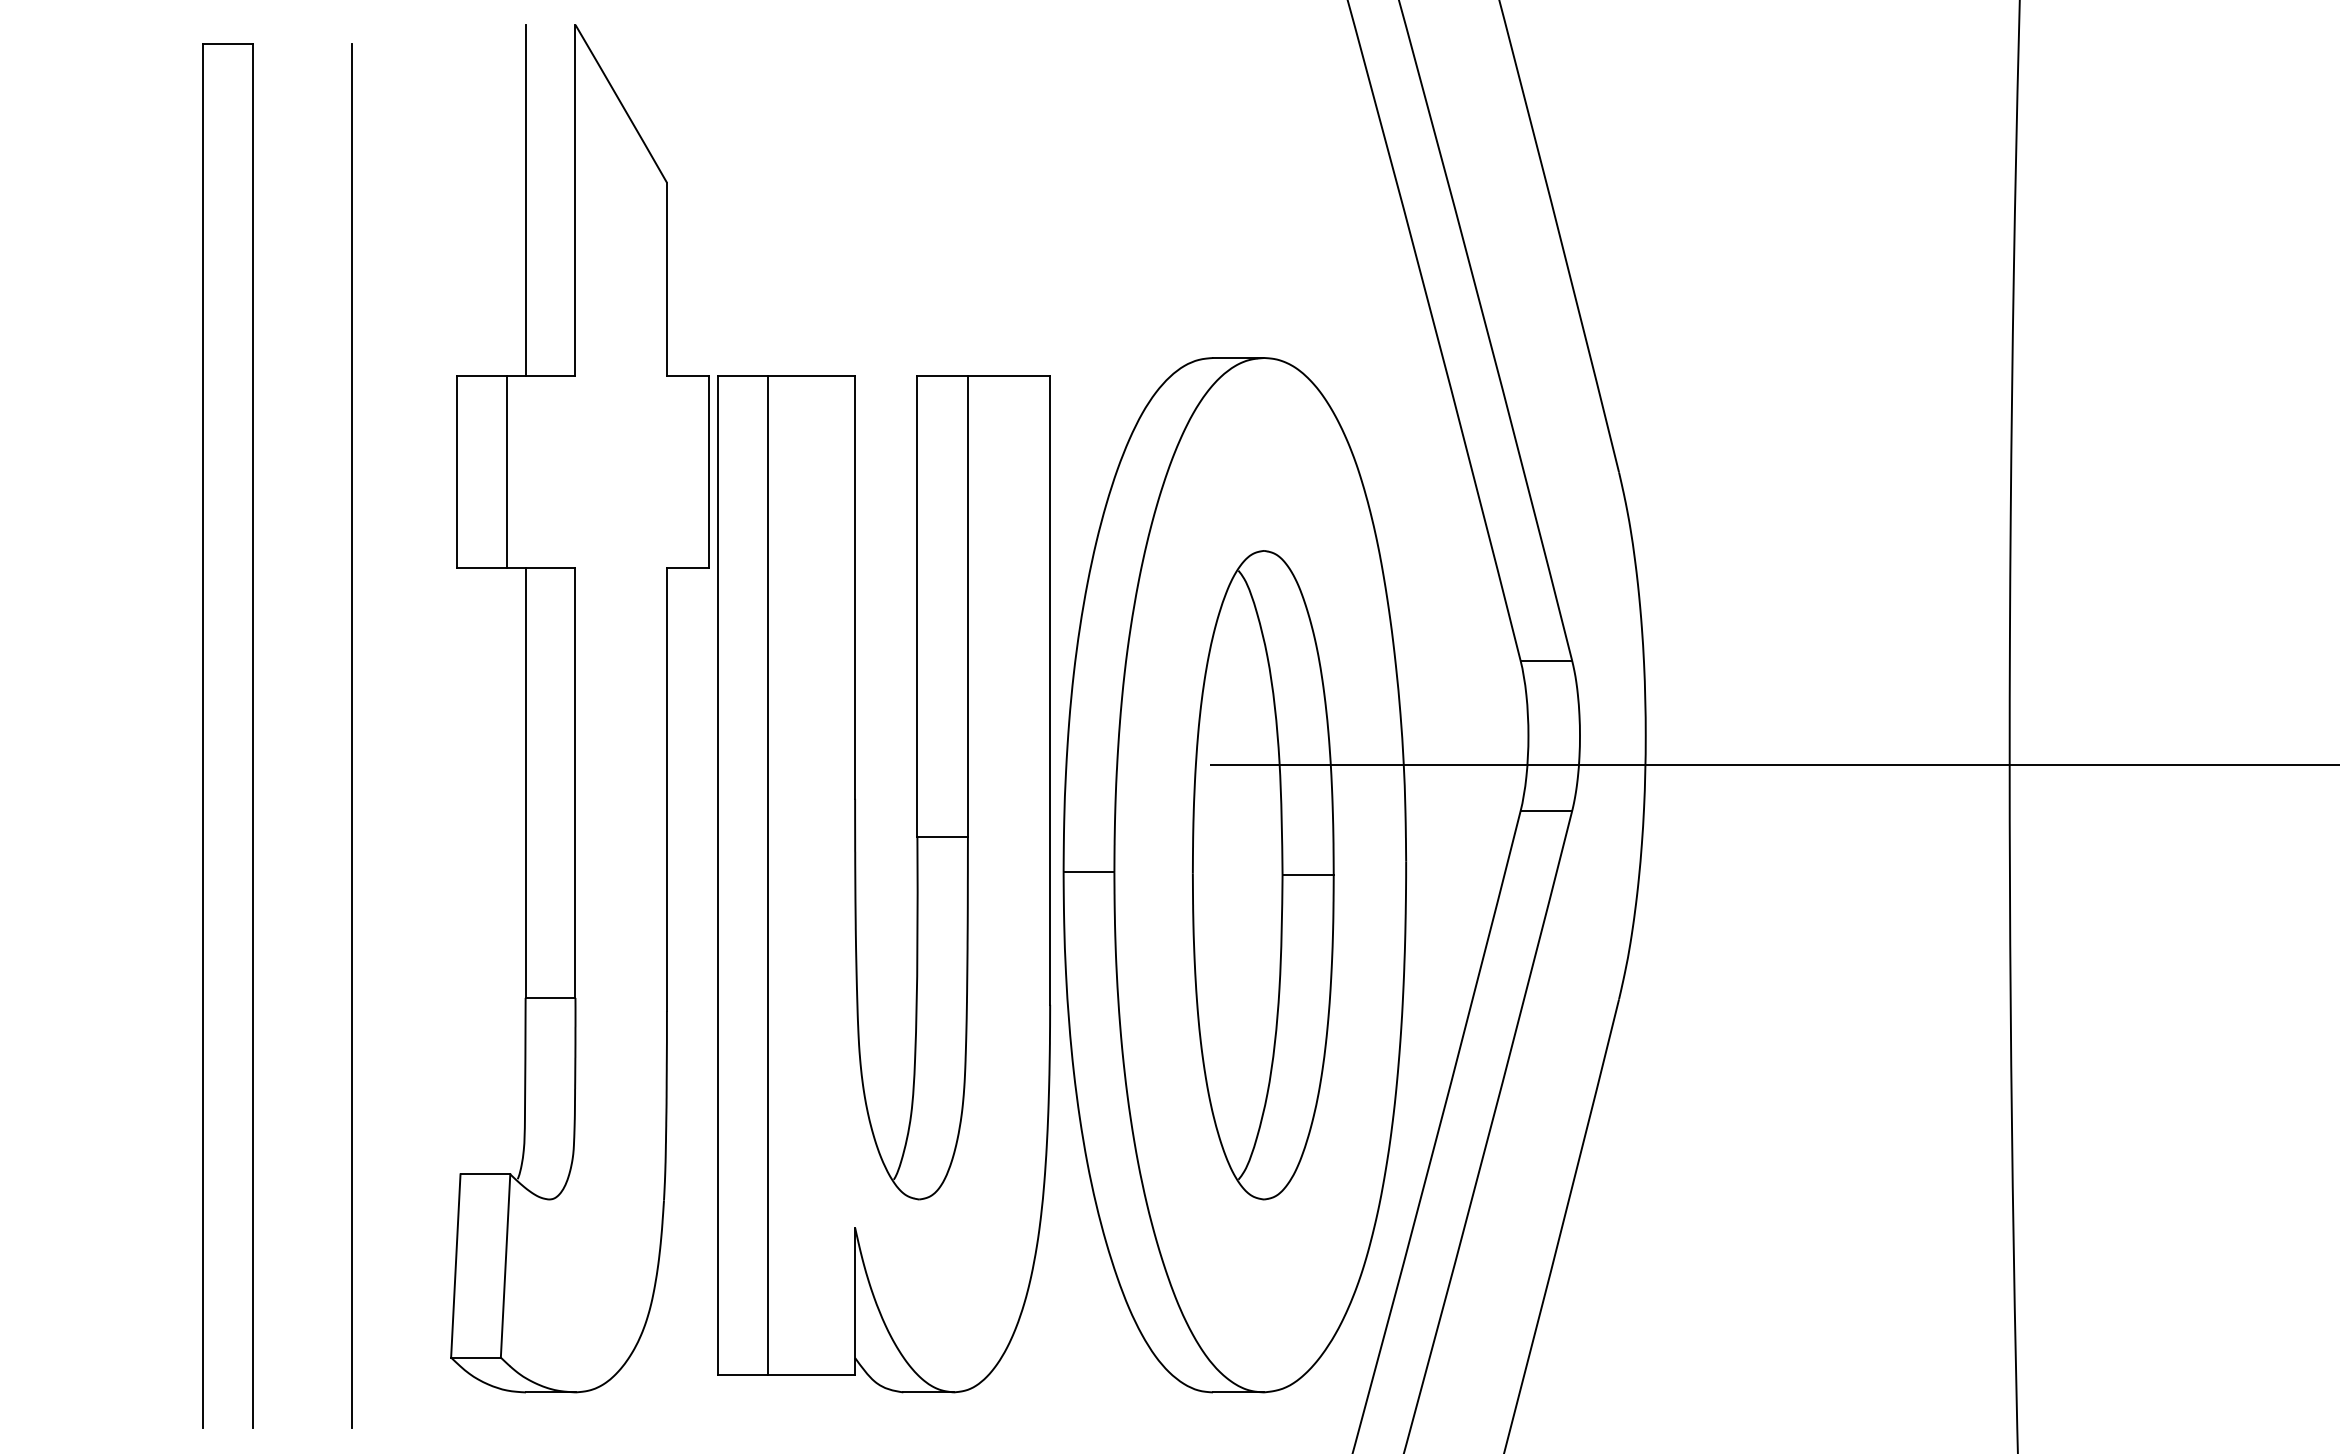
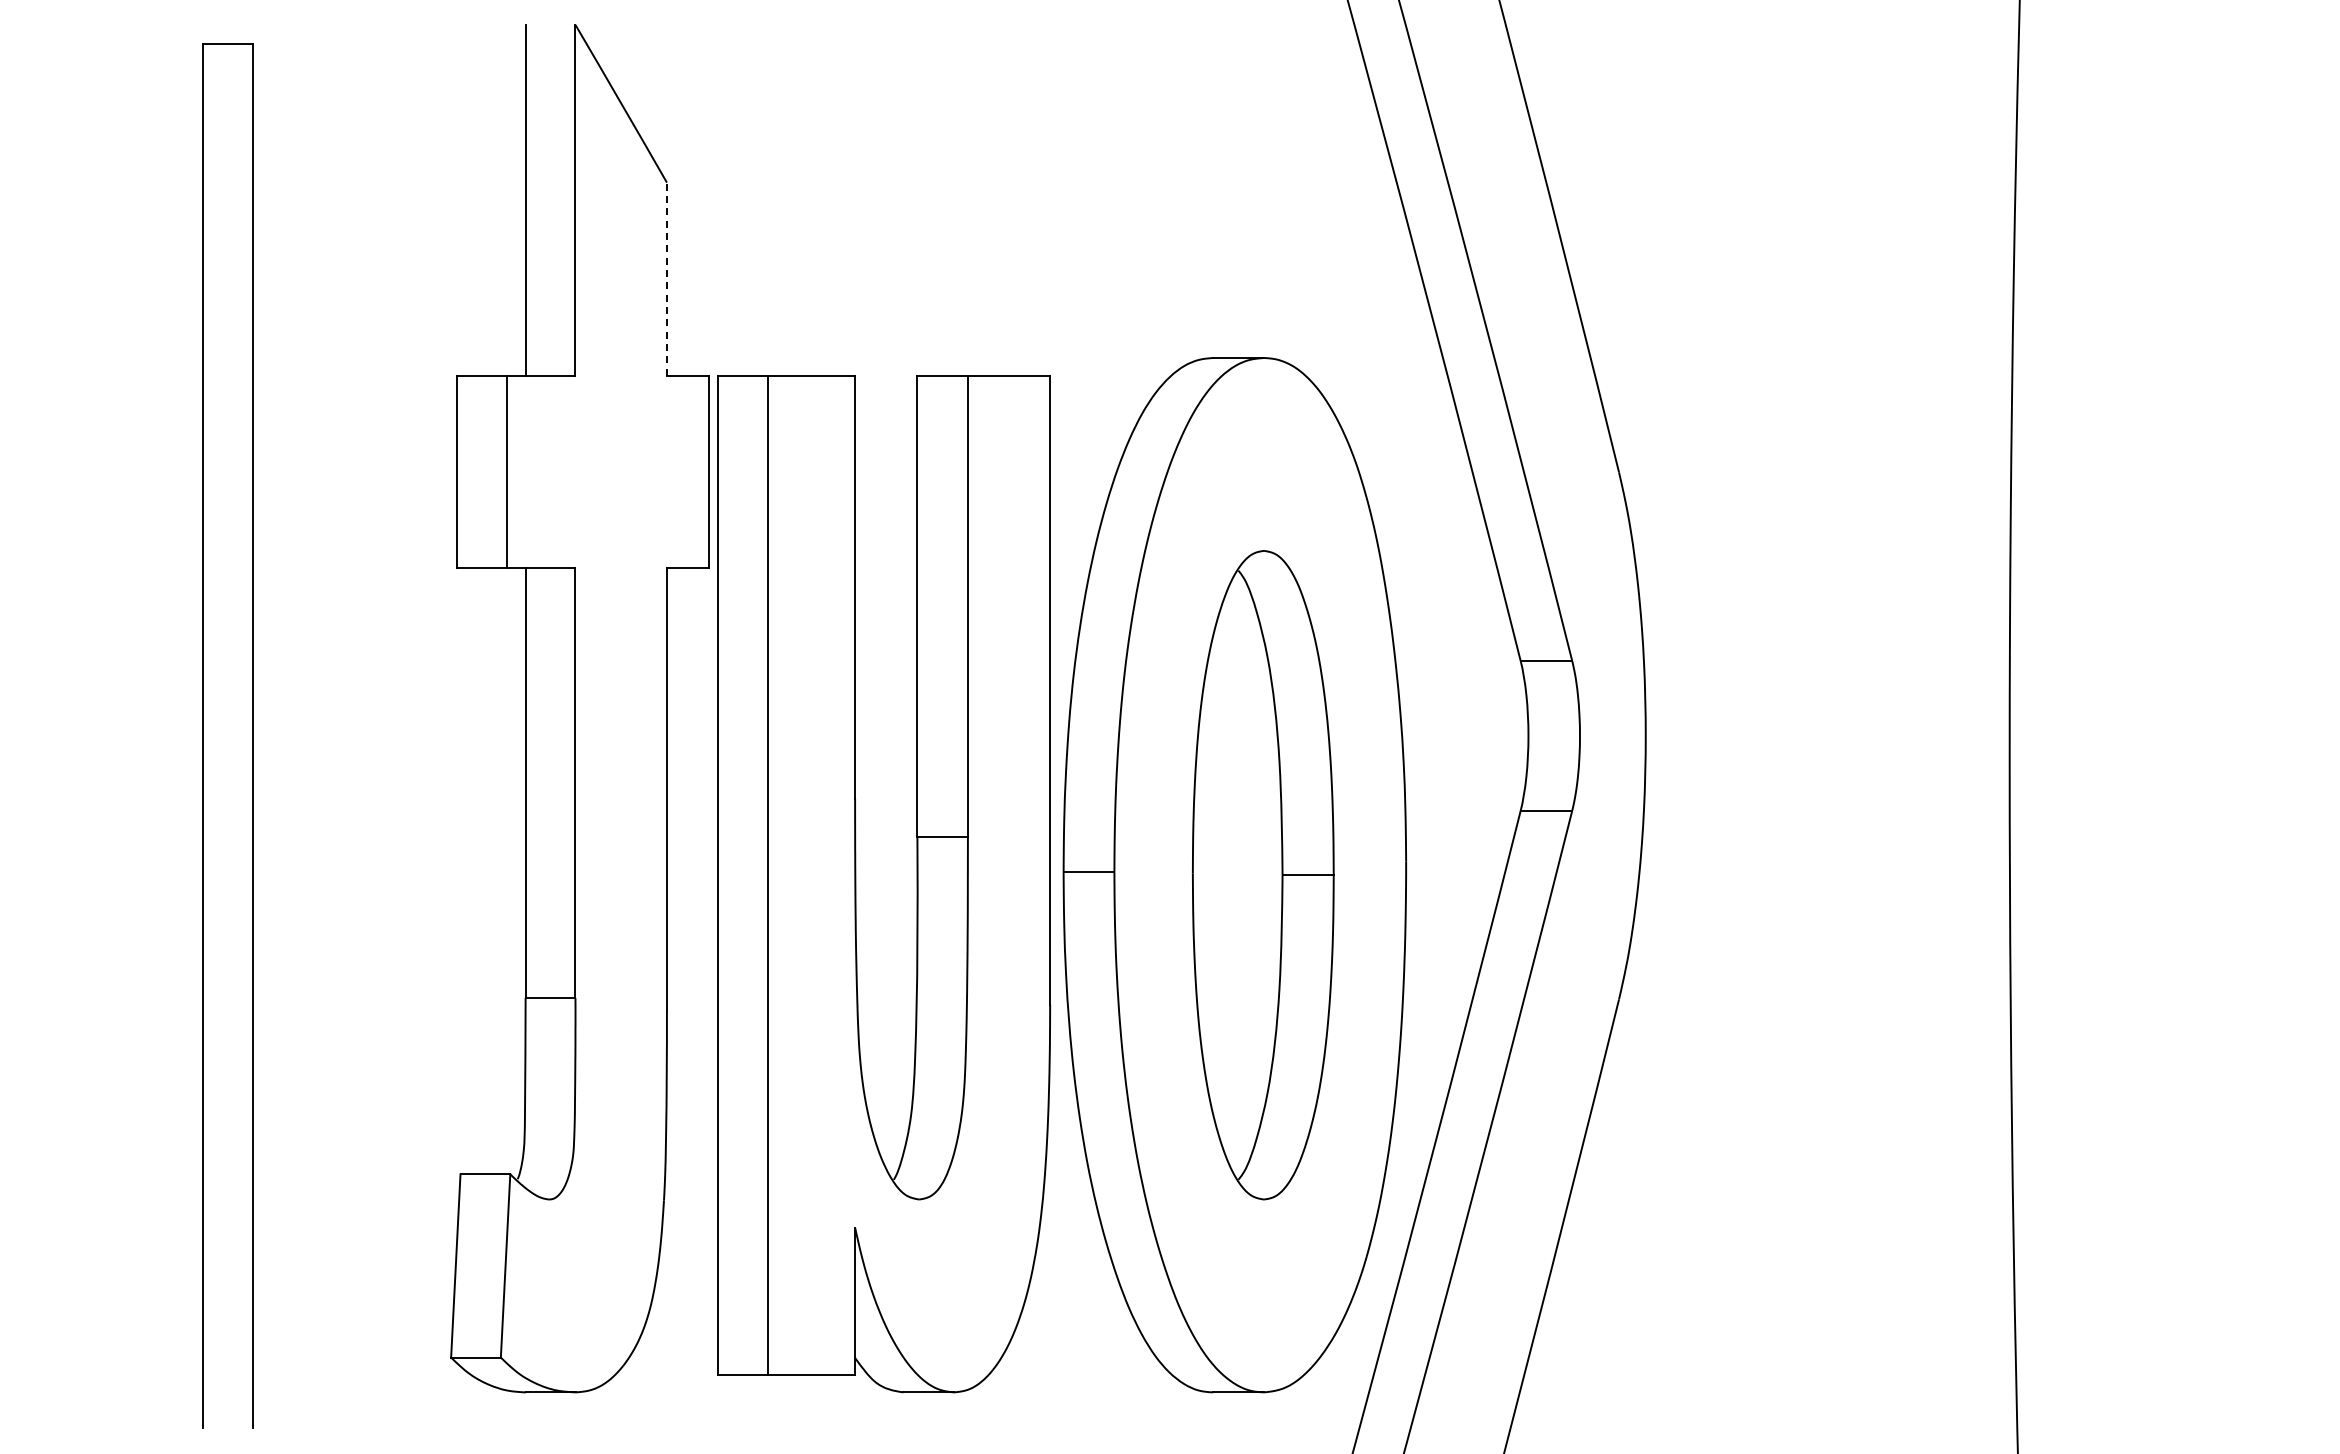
line: solid -> dashed (666, 278)
line: present -> none (352, 735)
line: present -> none (1772, 764)
